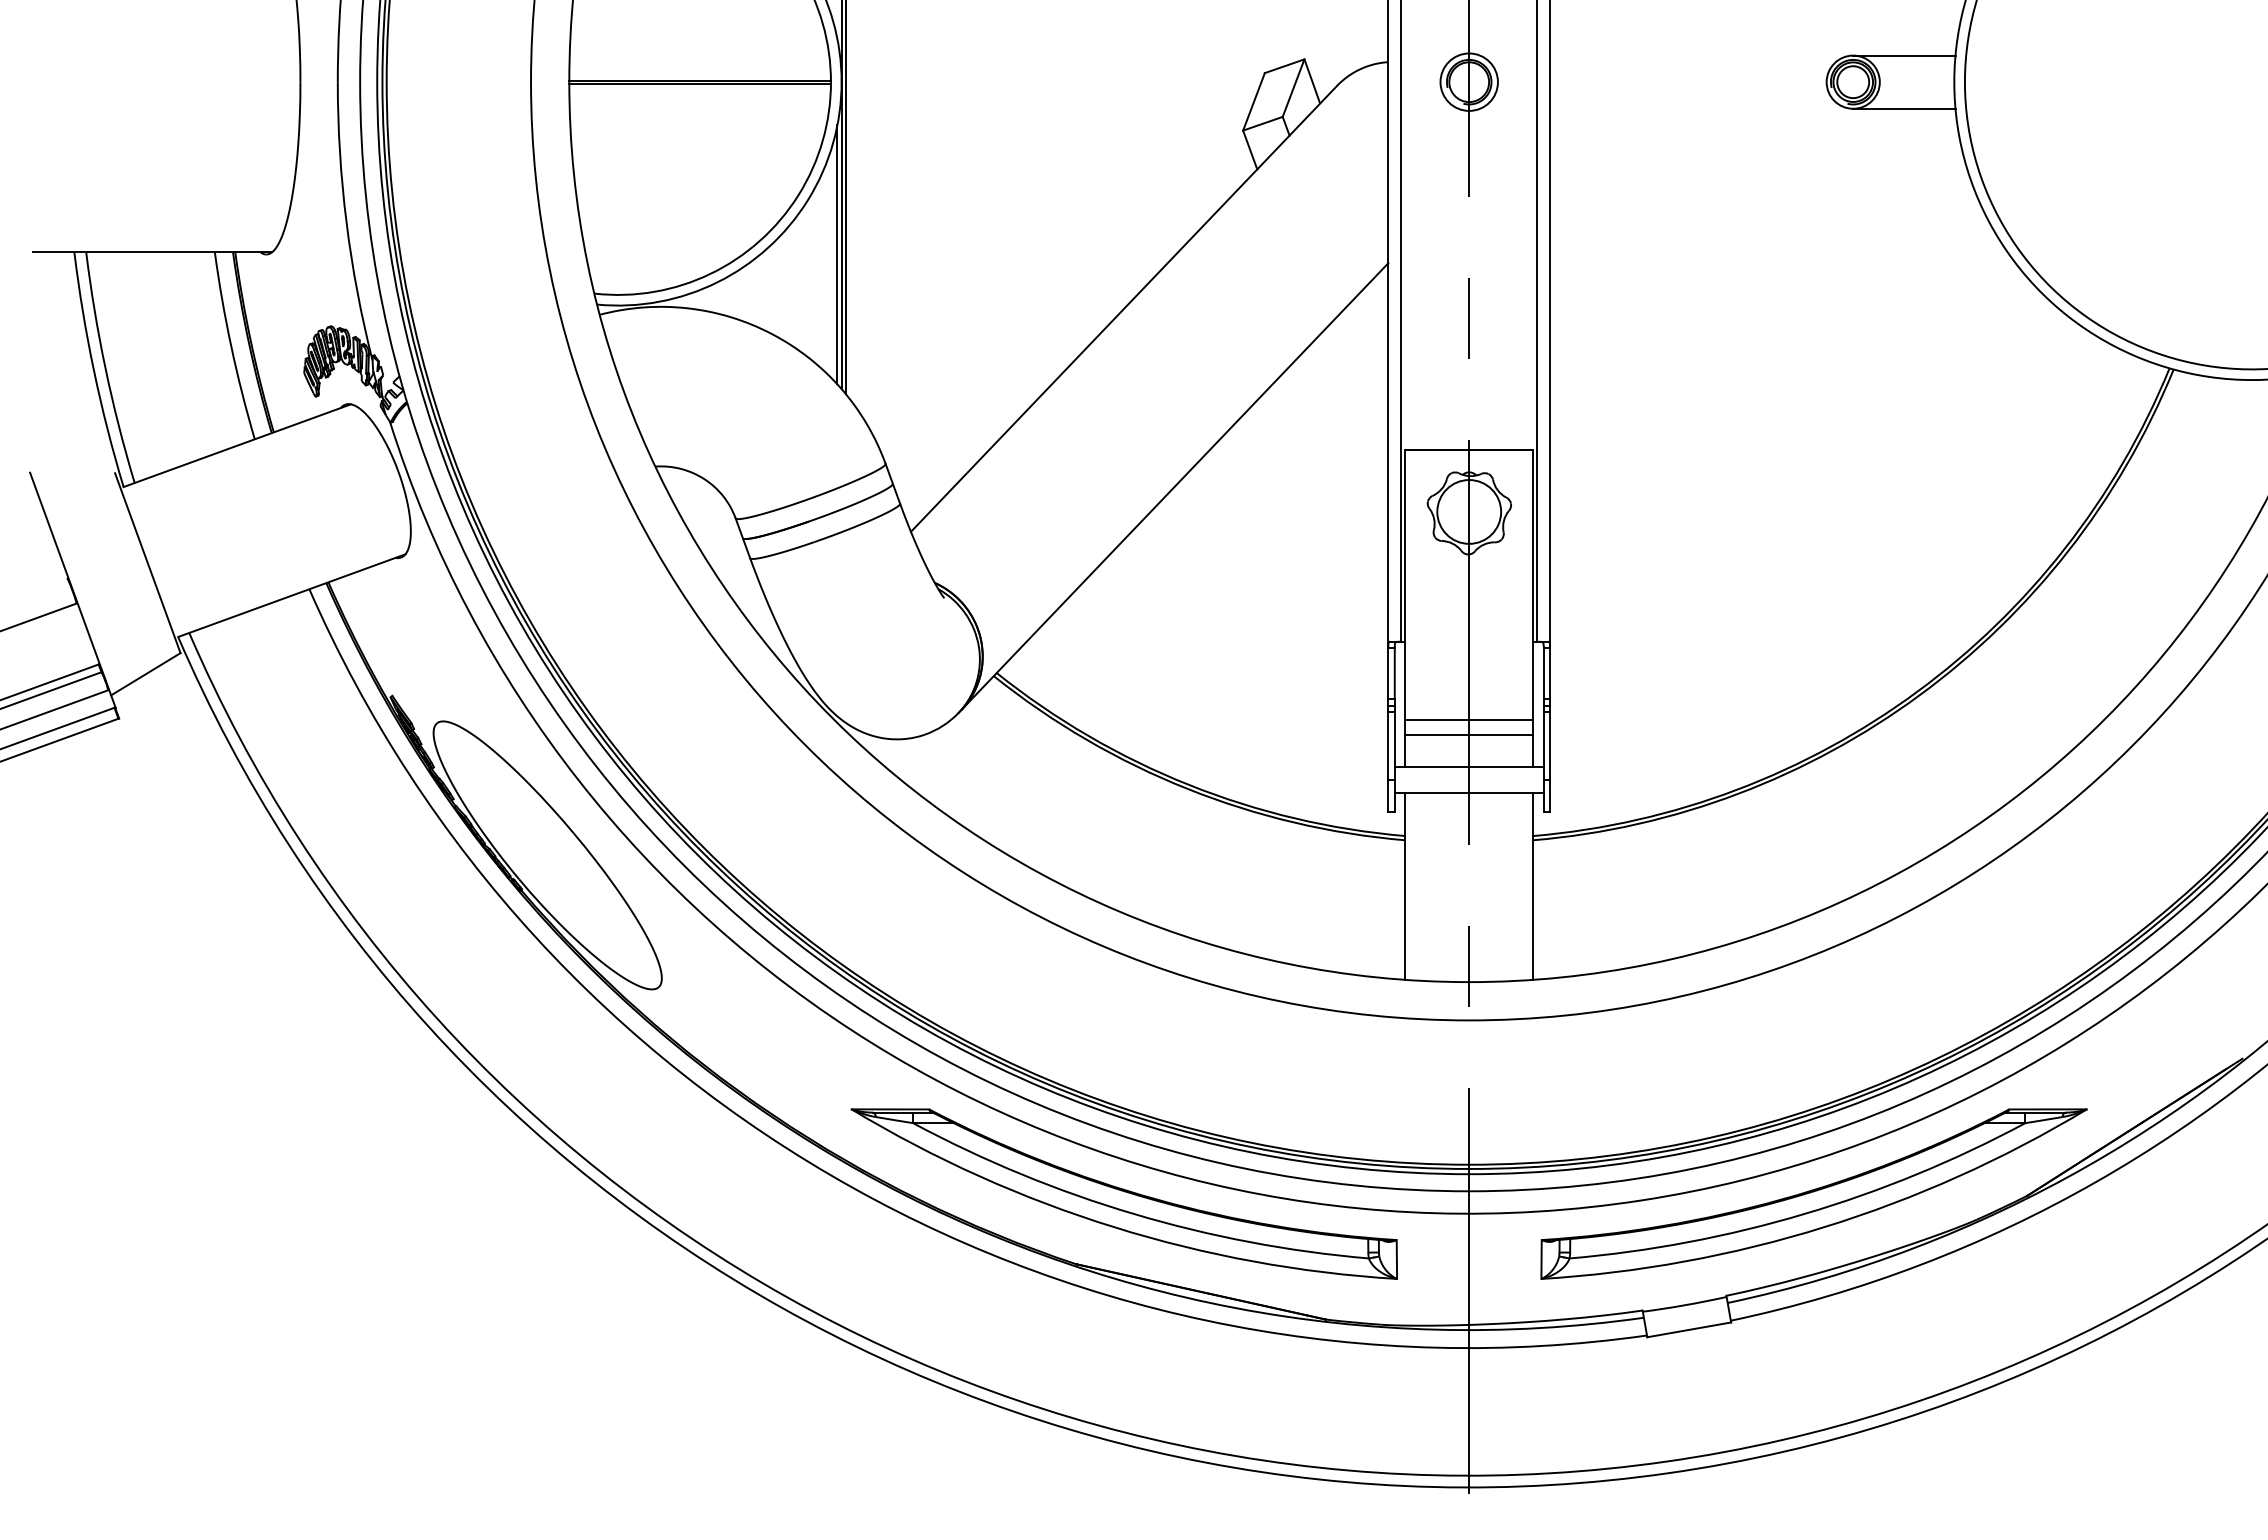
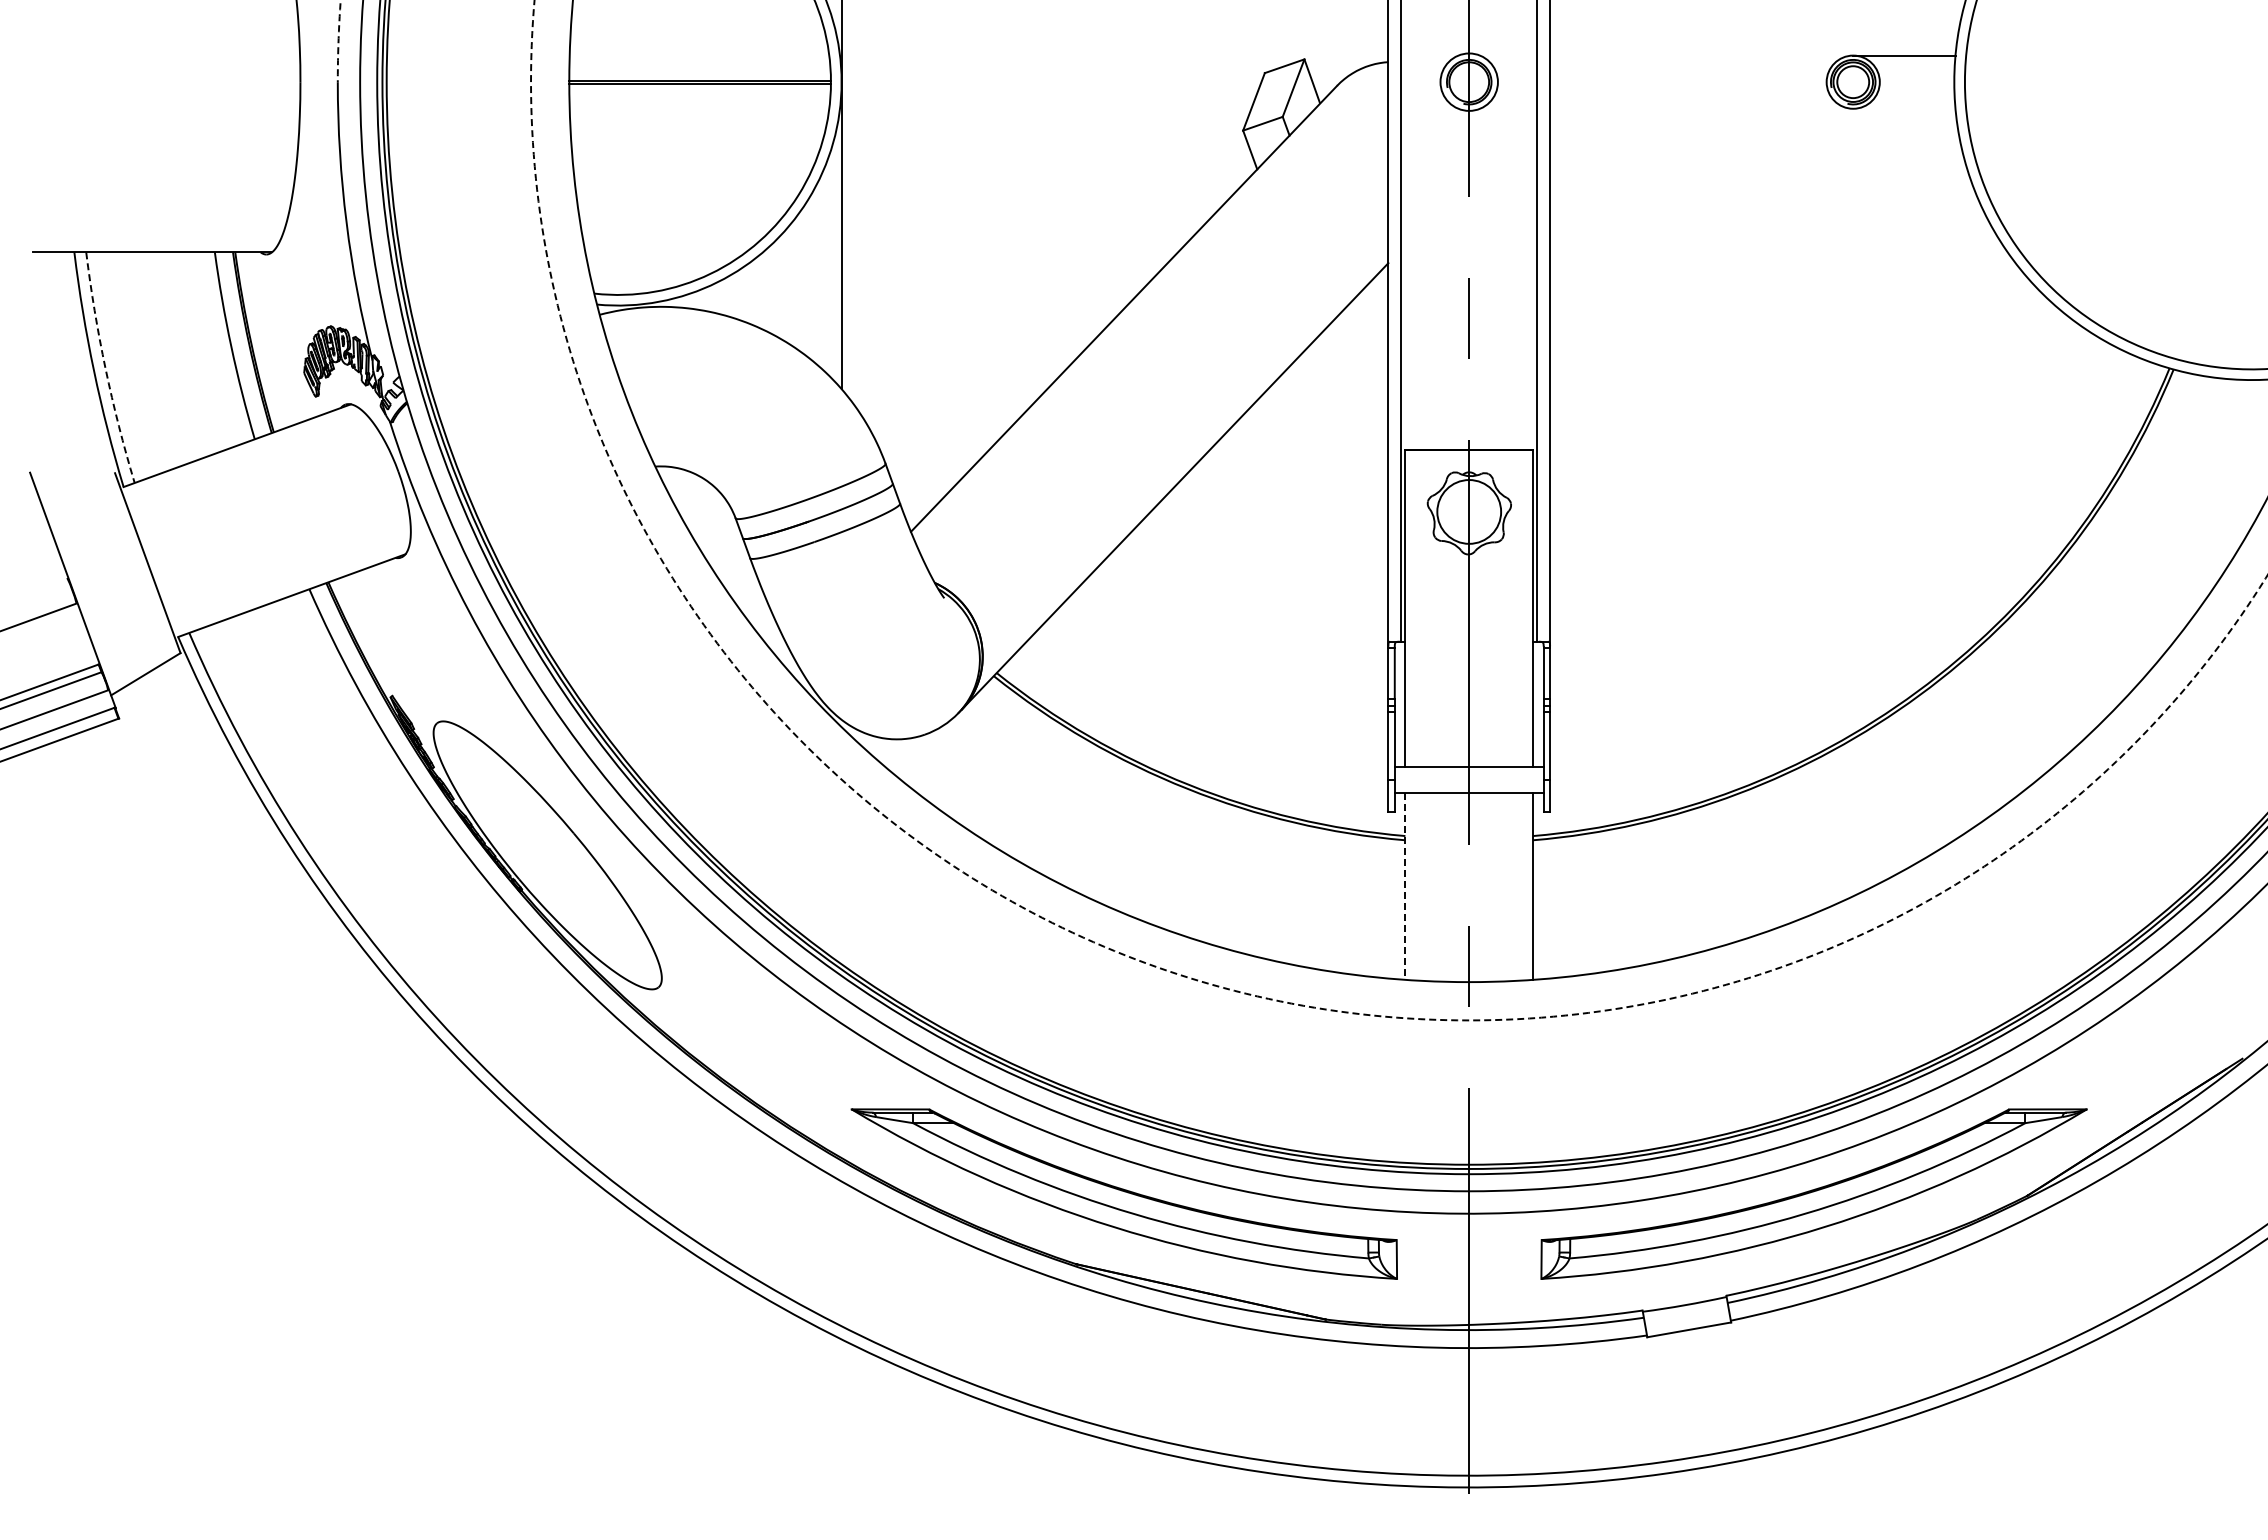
arc: solid -> dashed (338, 41)
line: present -> none (1904, 108)
line: present -> none (845, 198)
line: present -> none (837, 254)
arc: solid -> dashed (105, 368)
circle: solid -> dashed (1399, 510)
line: present -> none (1469, 719)
line: present -> none (1469, 734)
line: solid -> dashed (1405, 886)
